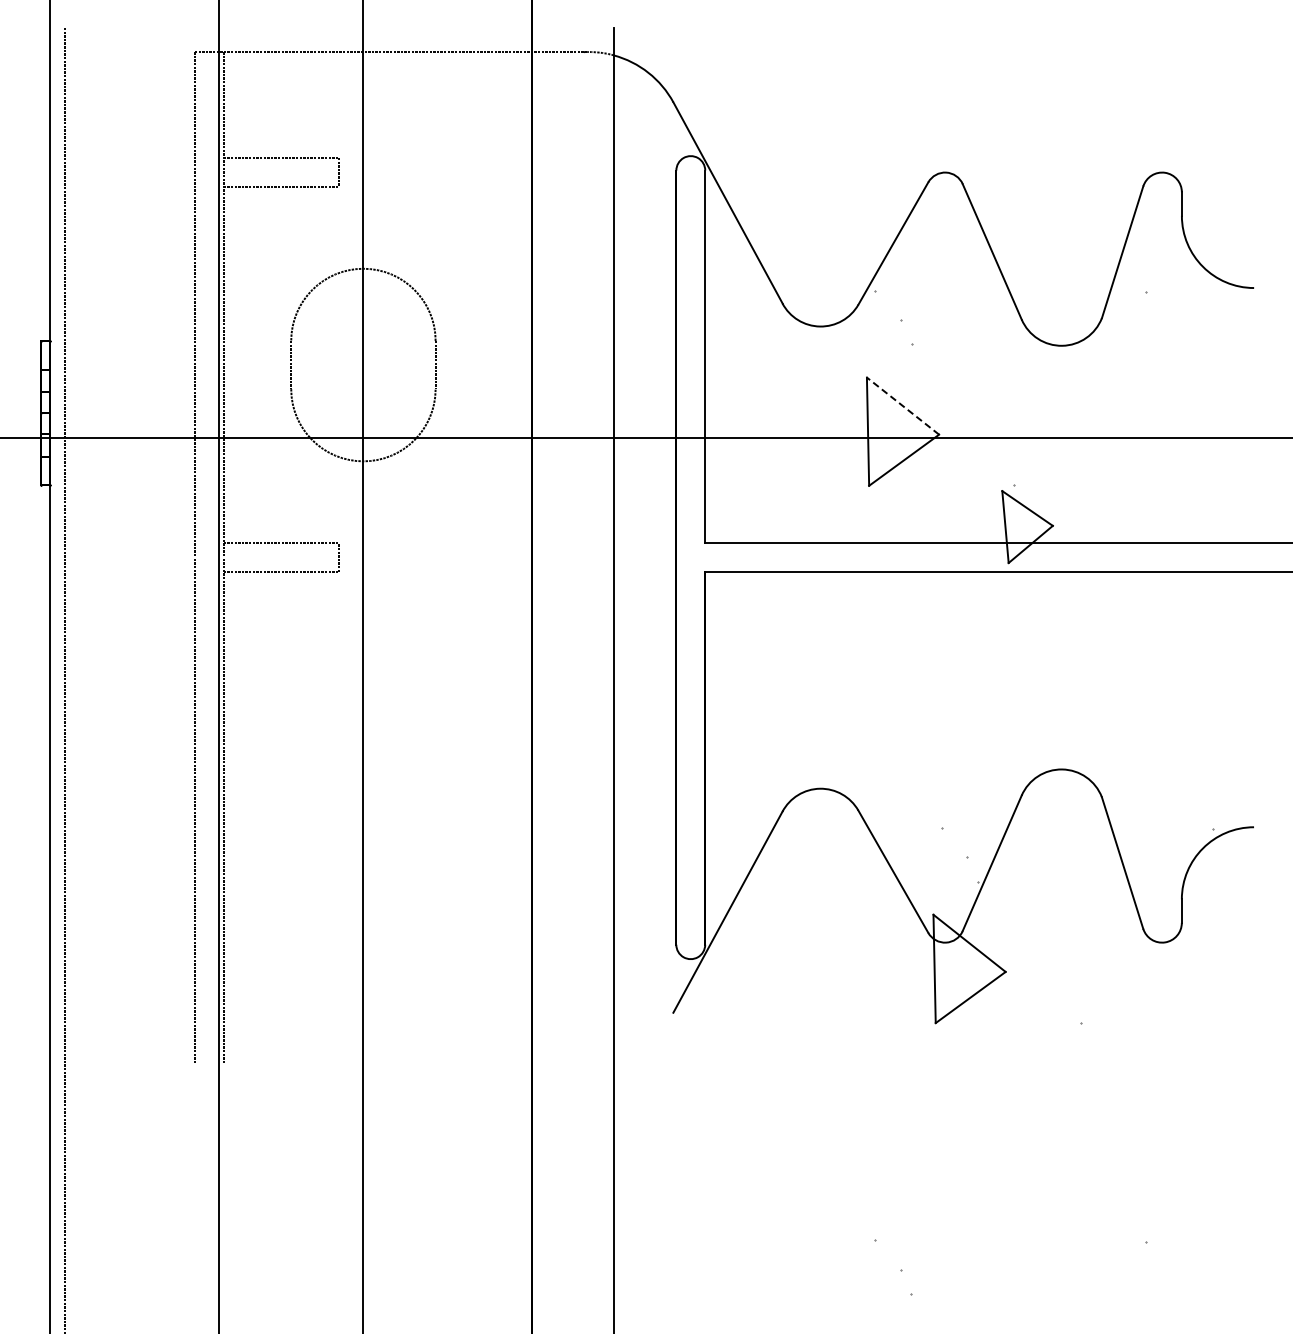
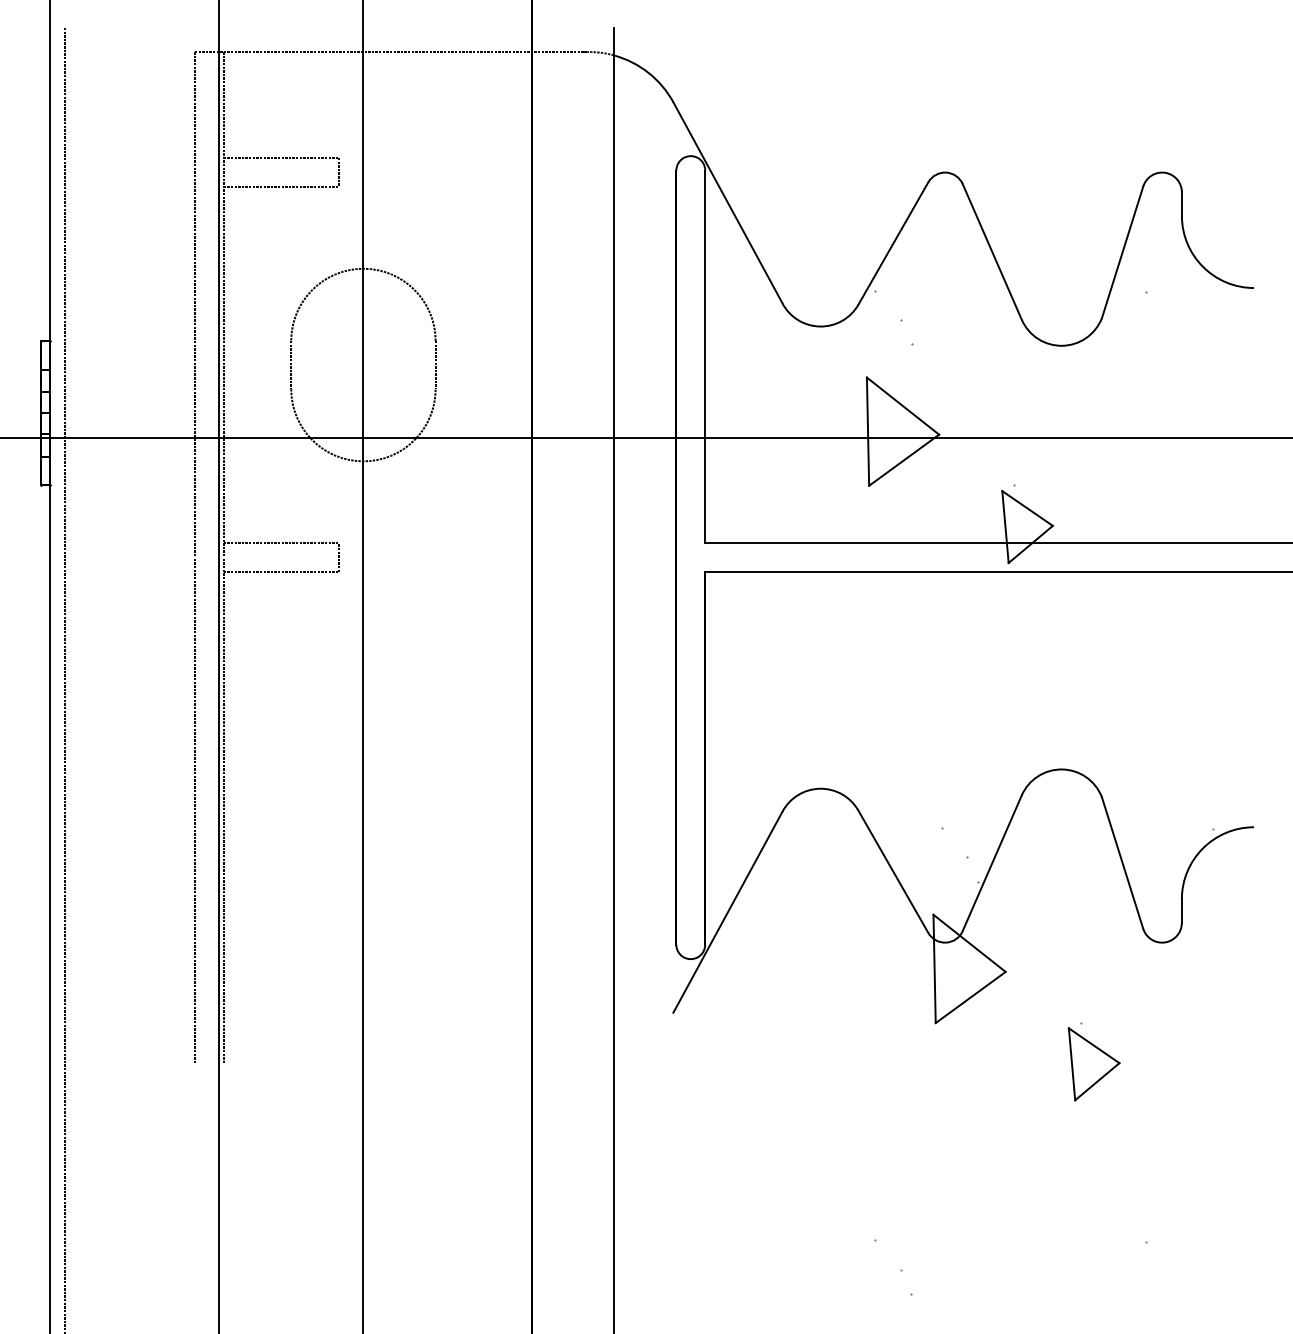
line: dashed -> solid (902, 405)
part: none -> present (1093, 1064)
